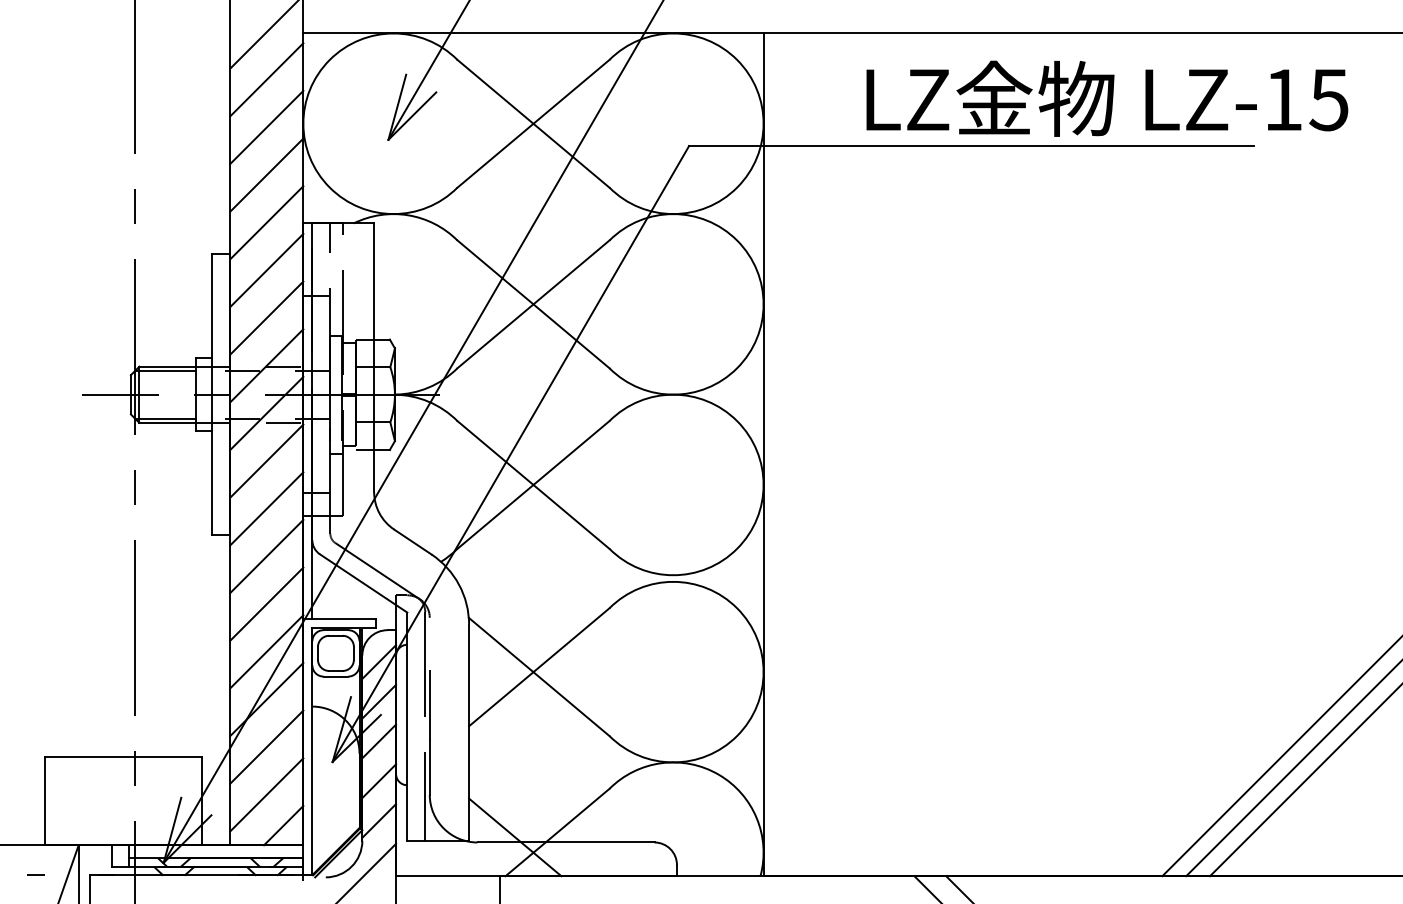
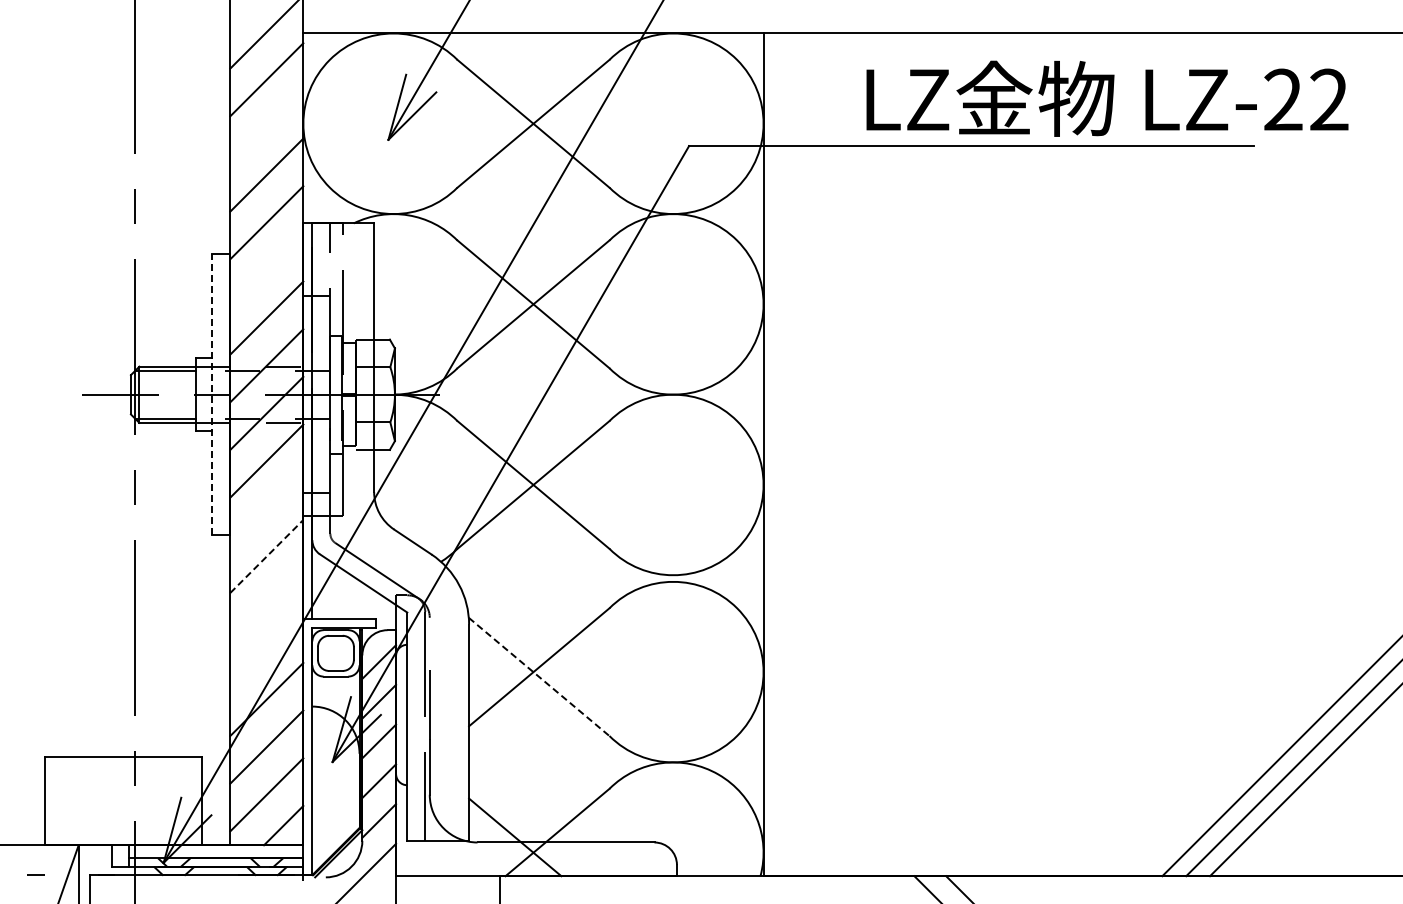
text: LZ-15 -> LZ-22 (1306, 99)
line: present -> none (266, 126)
line: present -> none (266, 269)
line: solid -> dashed (212, 394)
line: present -> none (266, 508)
line: solid -> dashed (266, 556)
line: present -> none (266, 603)
line: present -> none (266, 651)
line: solid -> dashed (539, 676)
